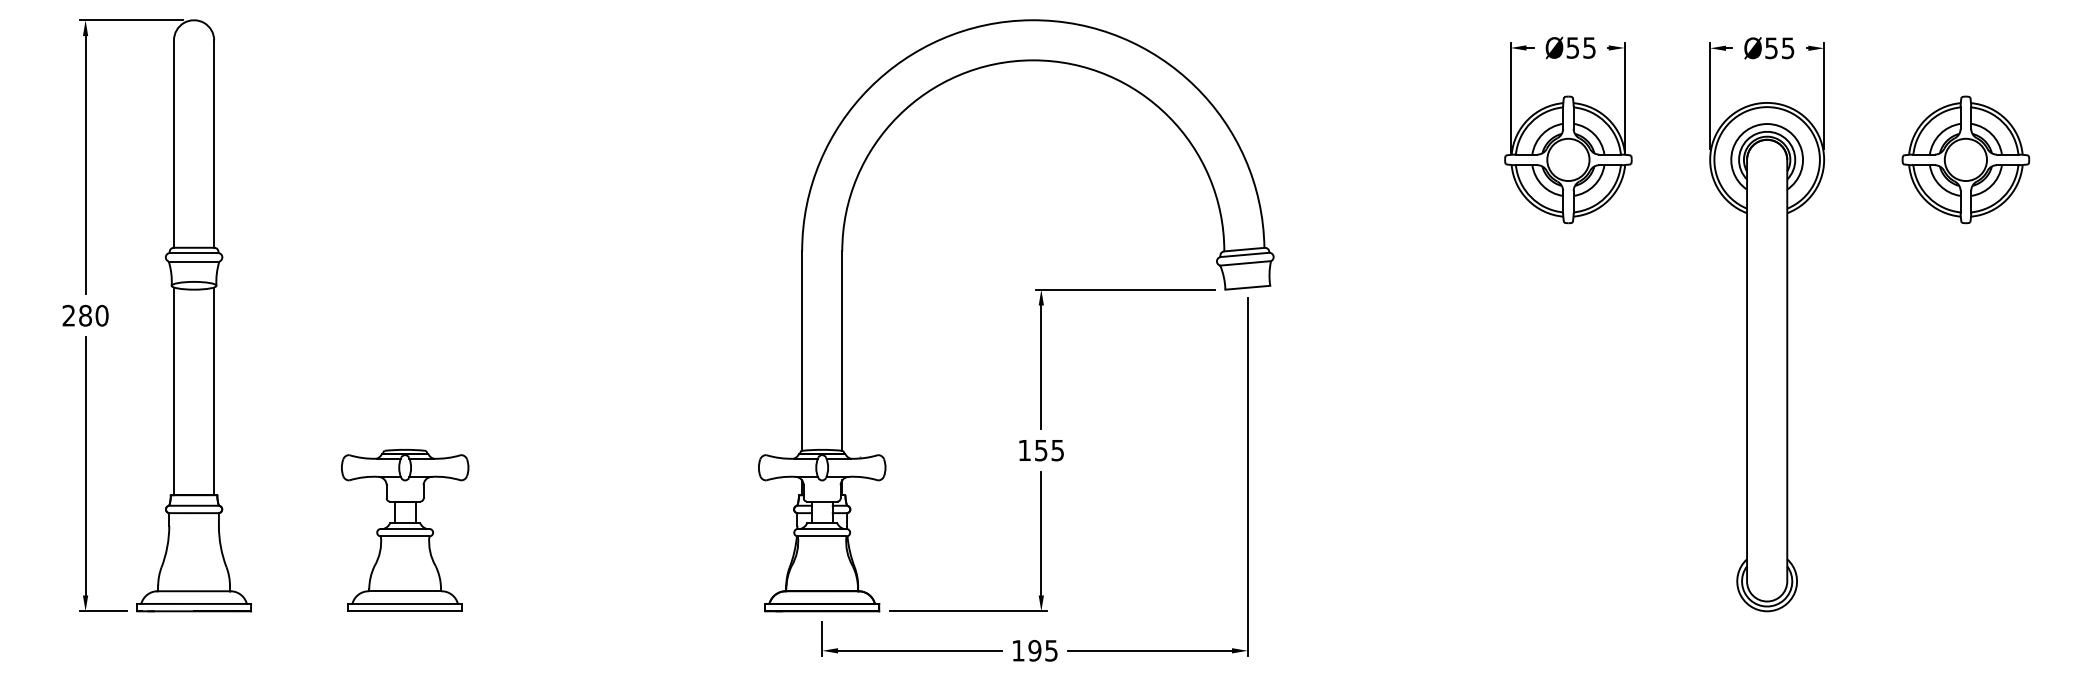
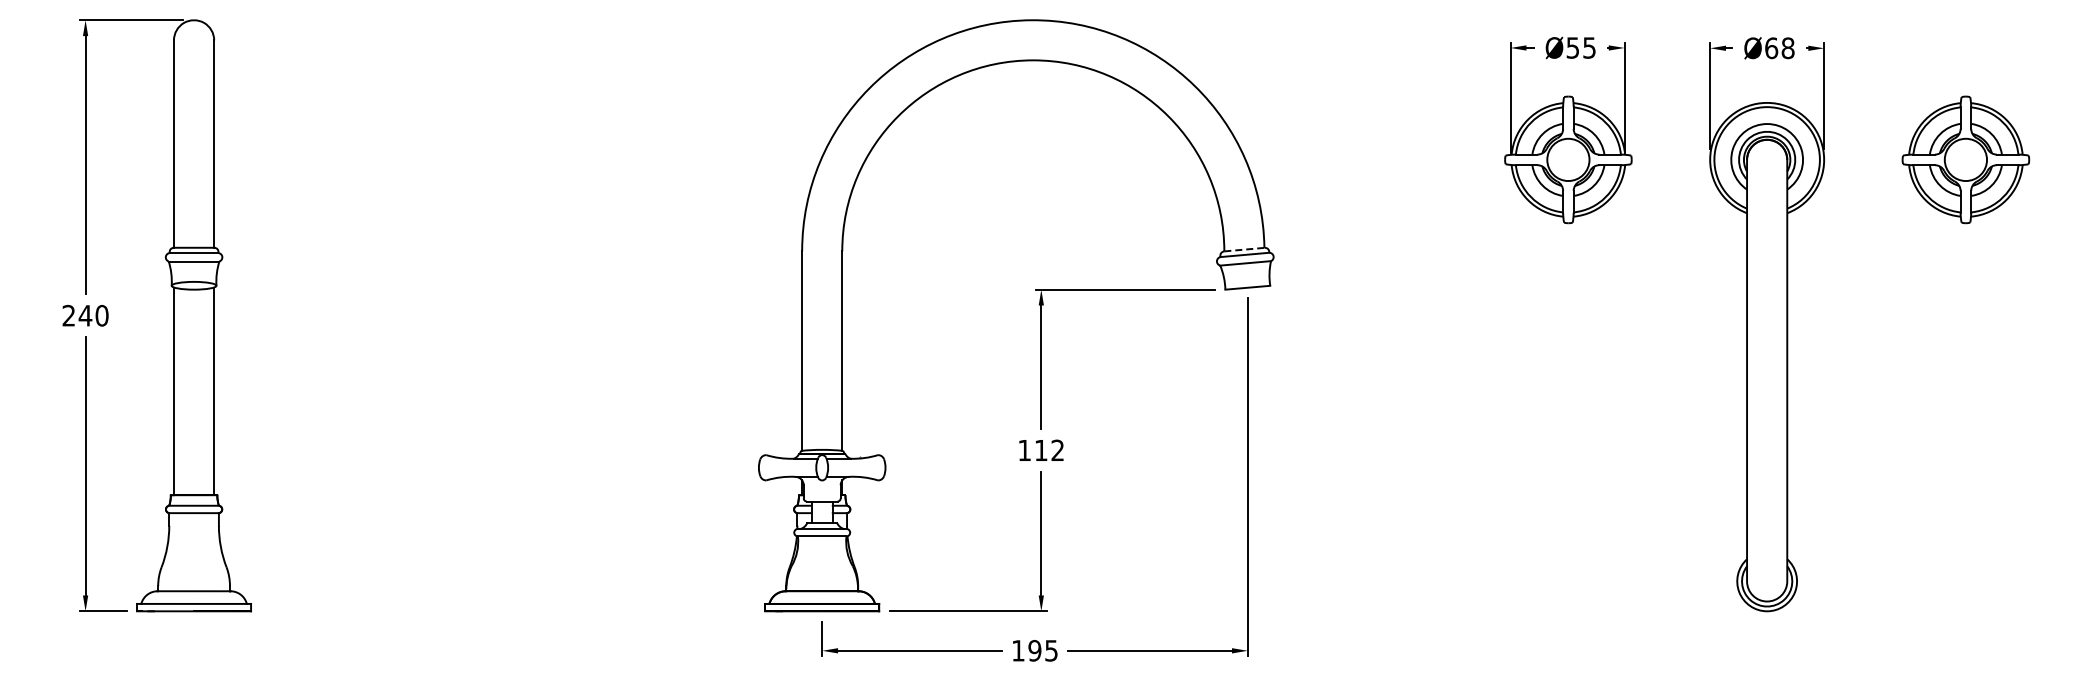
text: Ø55 -> Ø68 (1779, 48)
line: solid -> dashed (1244, 249)
text: 280 -> 240 (85, 315)
text: 155 -> 112 (1049, 450)
part: present -> none (405, 530)
